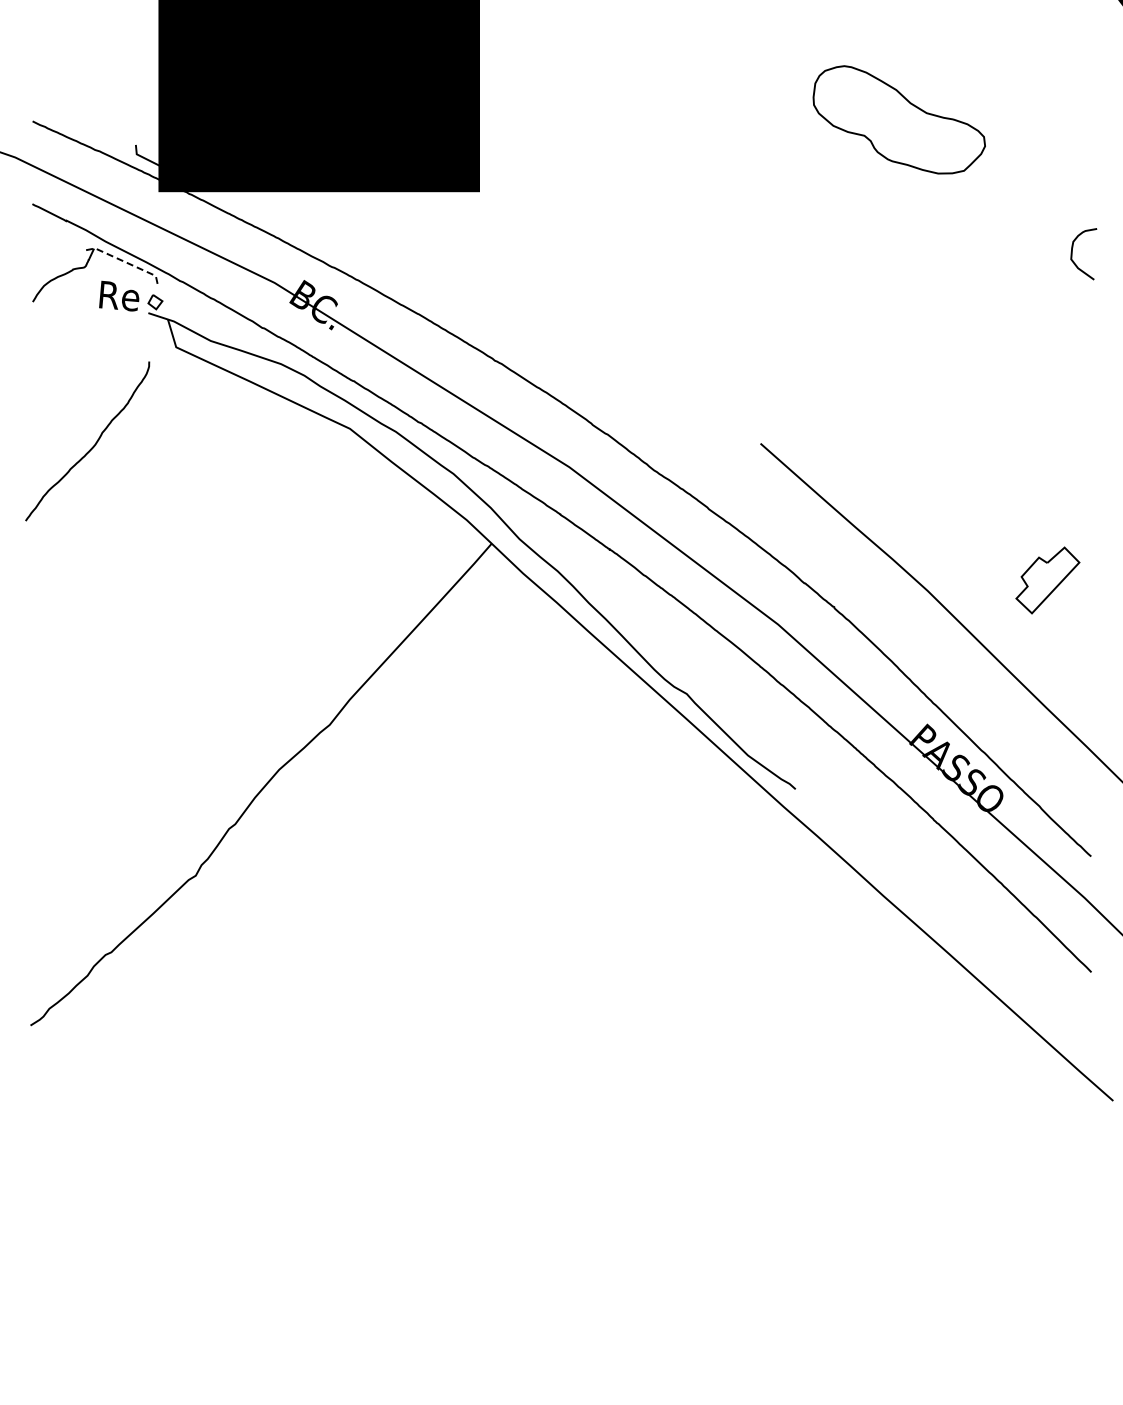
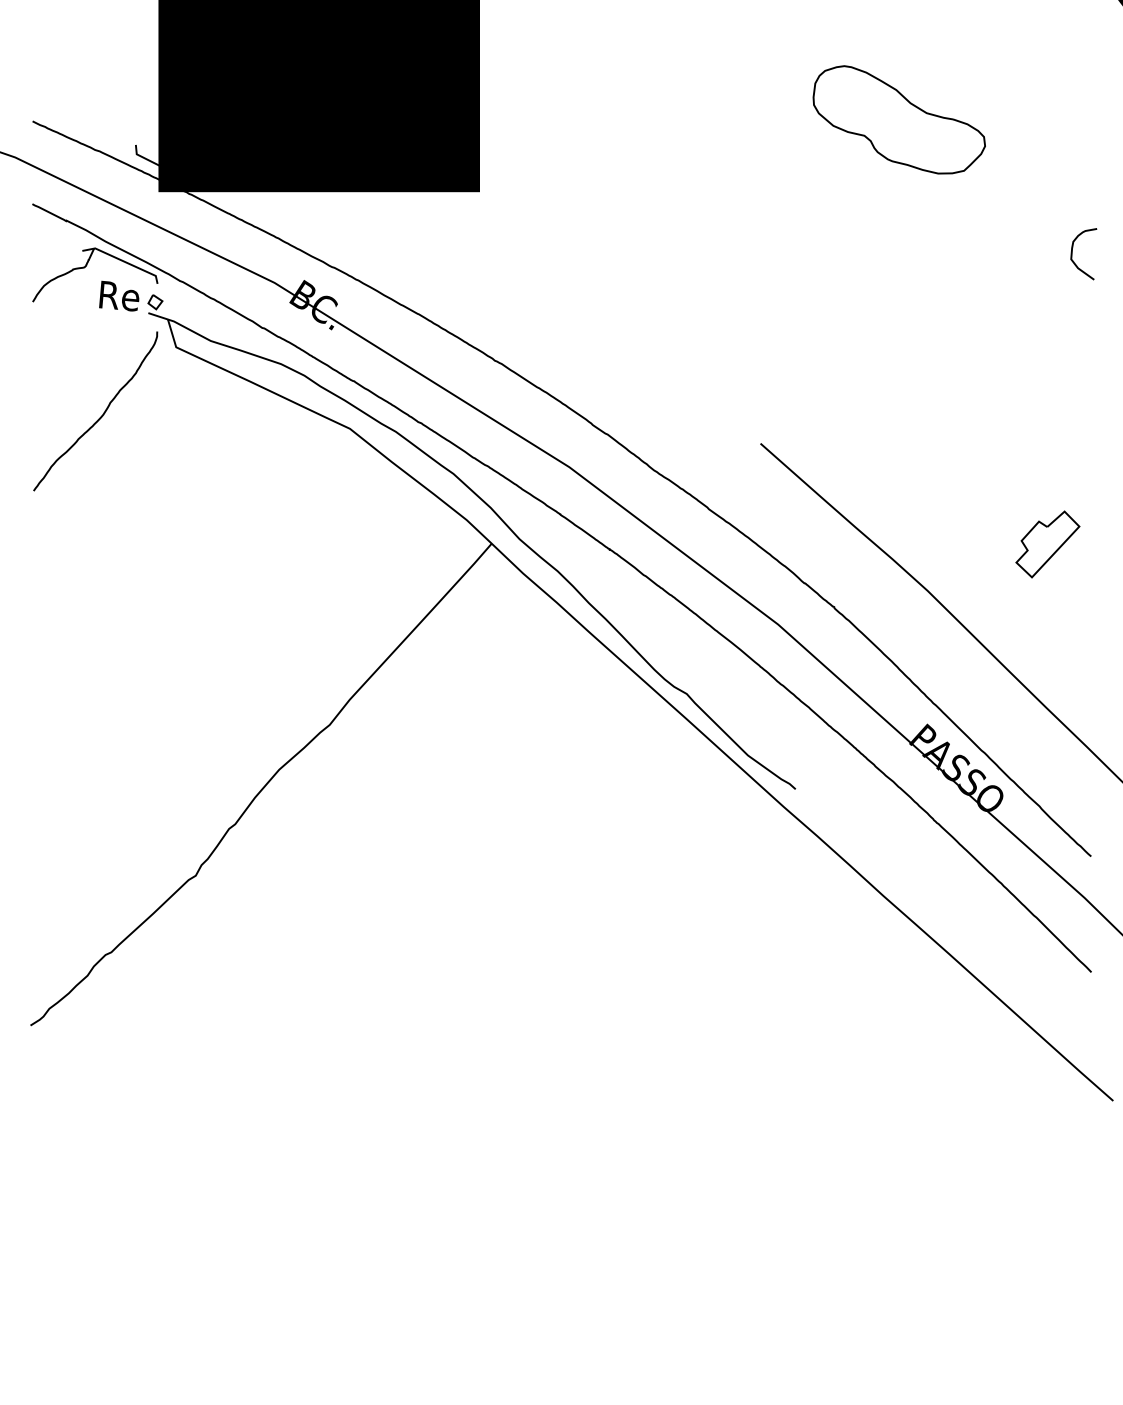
line: dashed -> solid (123, 261)
curve position: (92, 446) -> (100, 416) (100, 416)
part position: (1047, 580) -> (1047, 544) (1047, 544)
